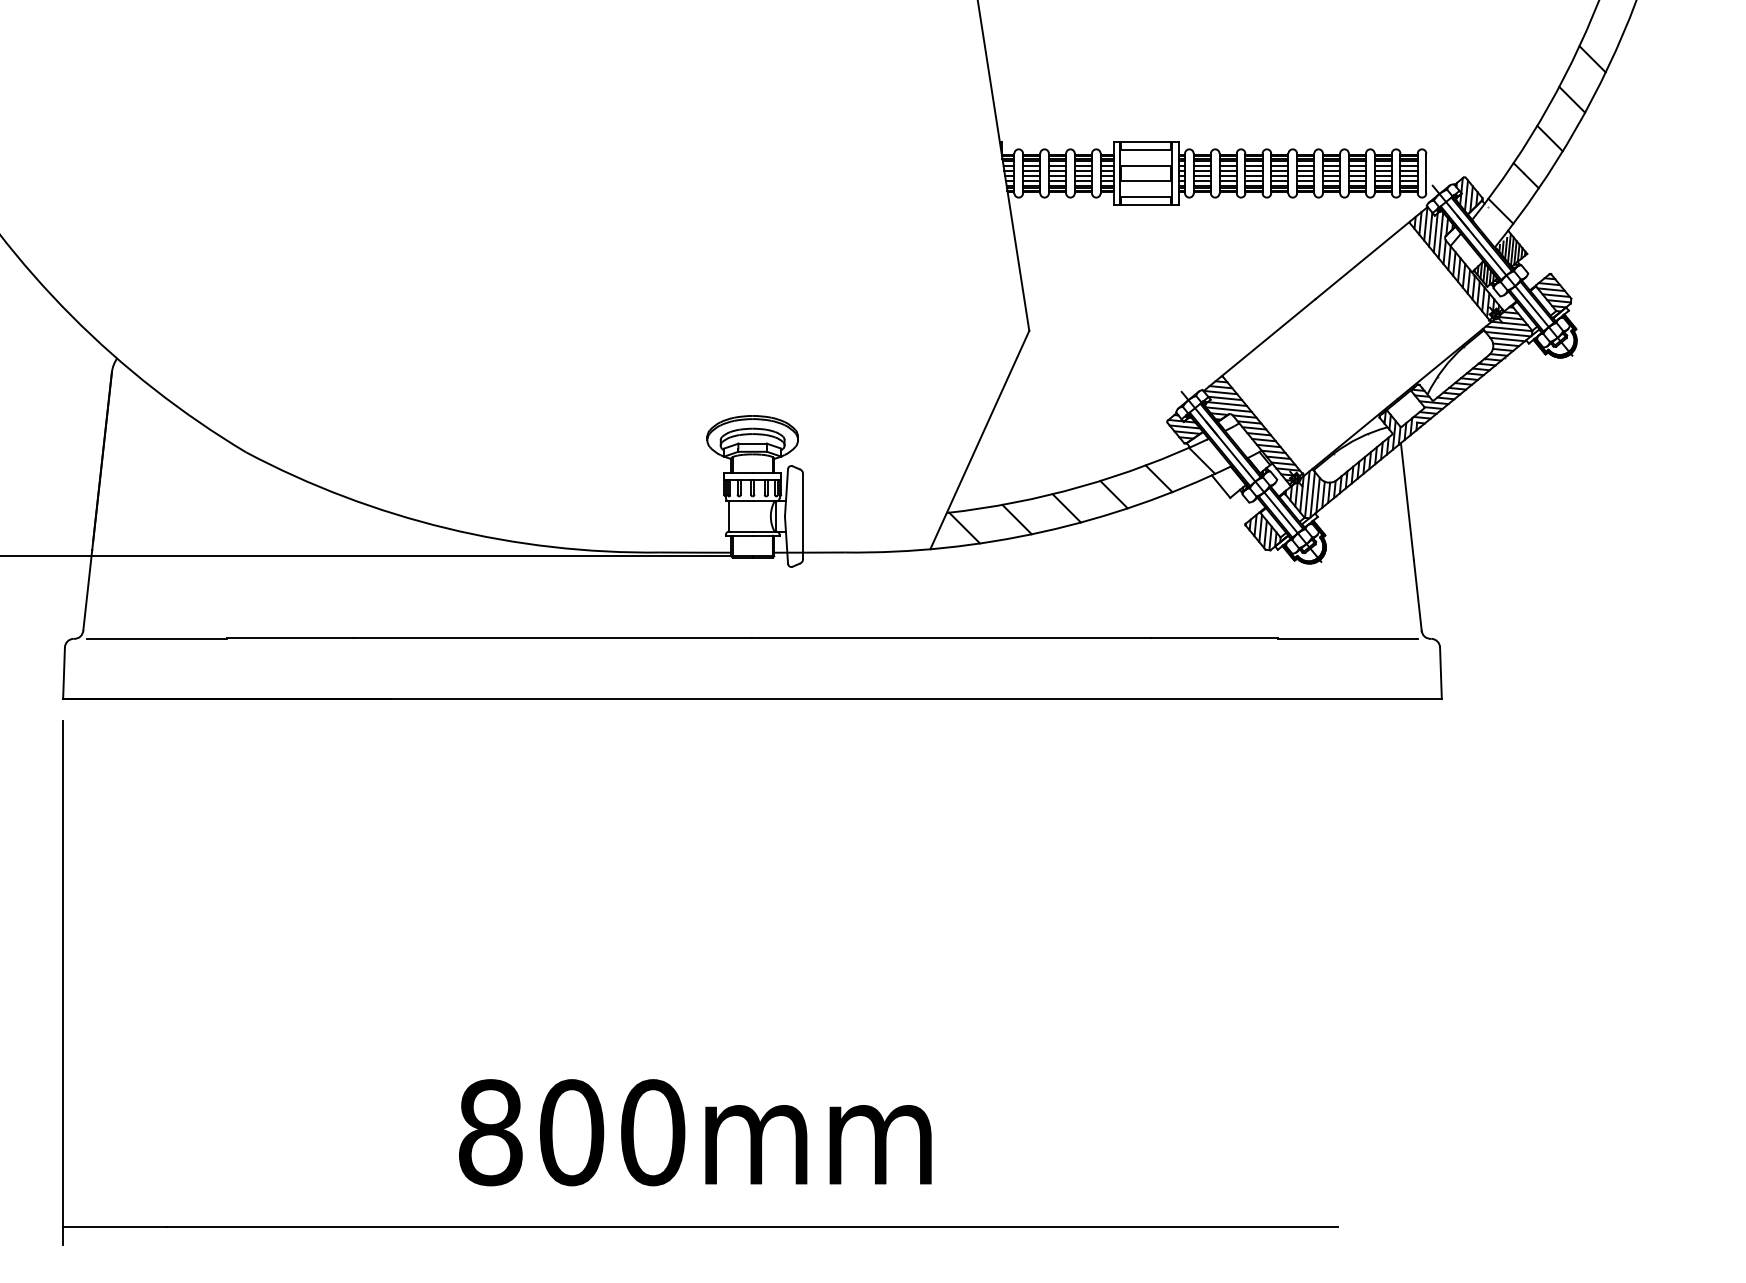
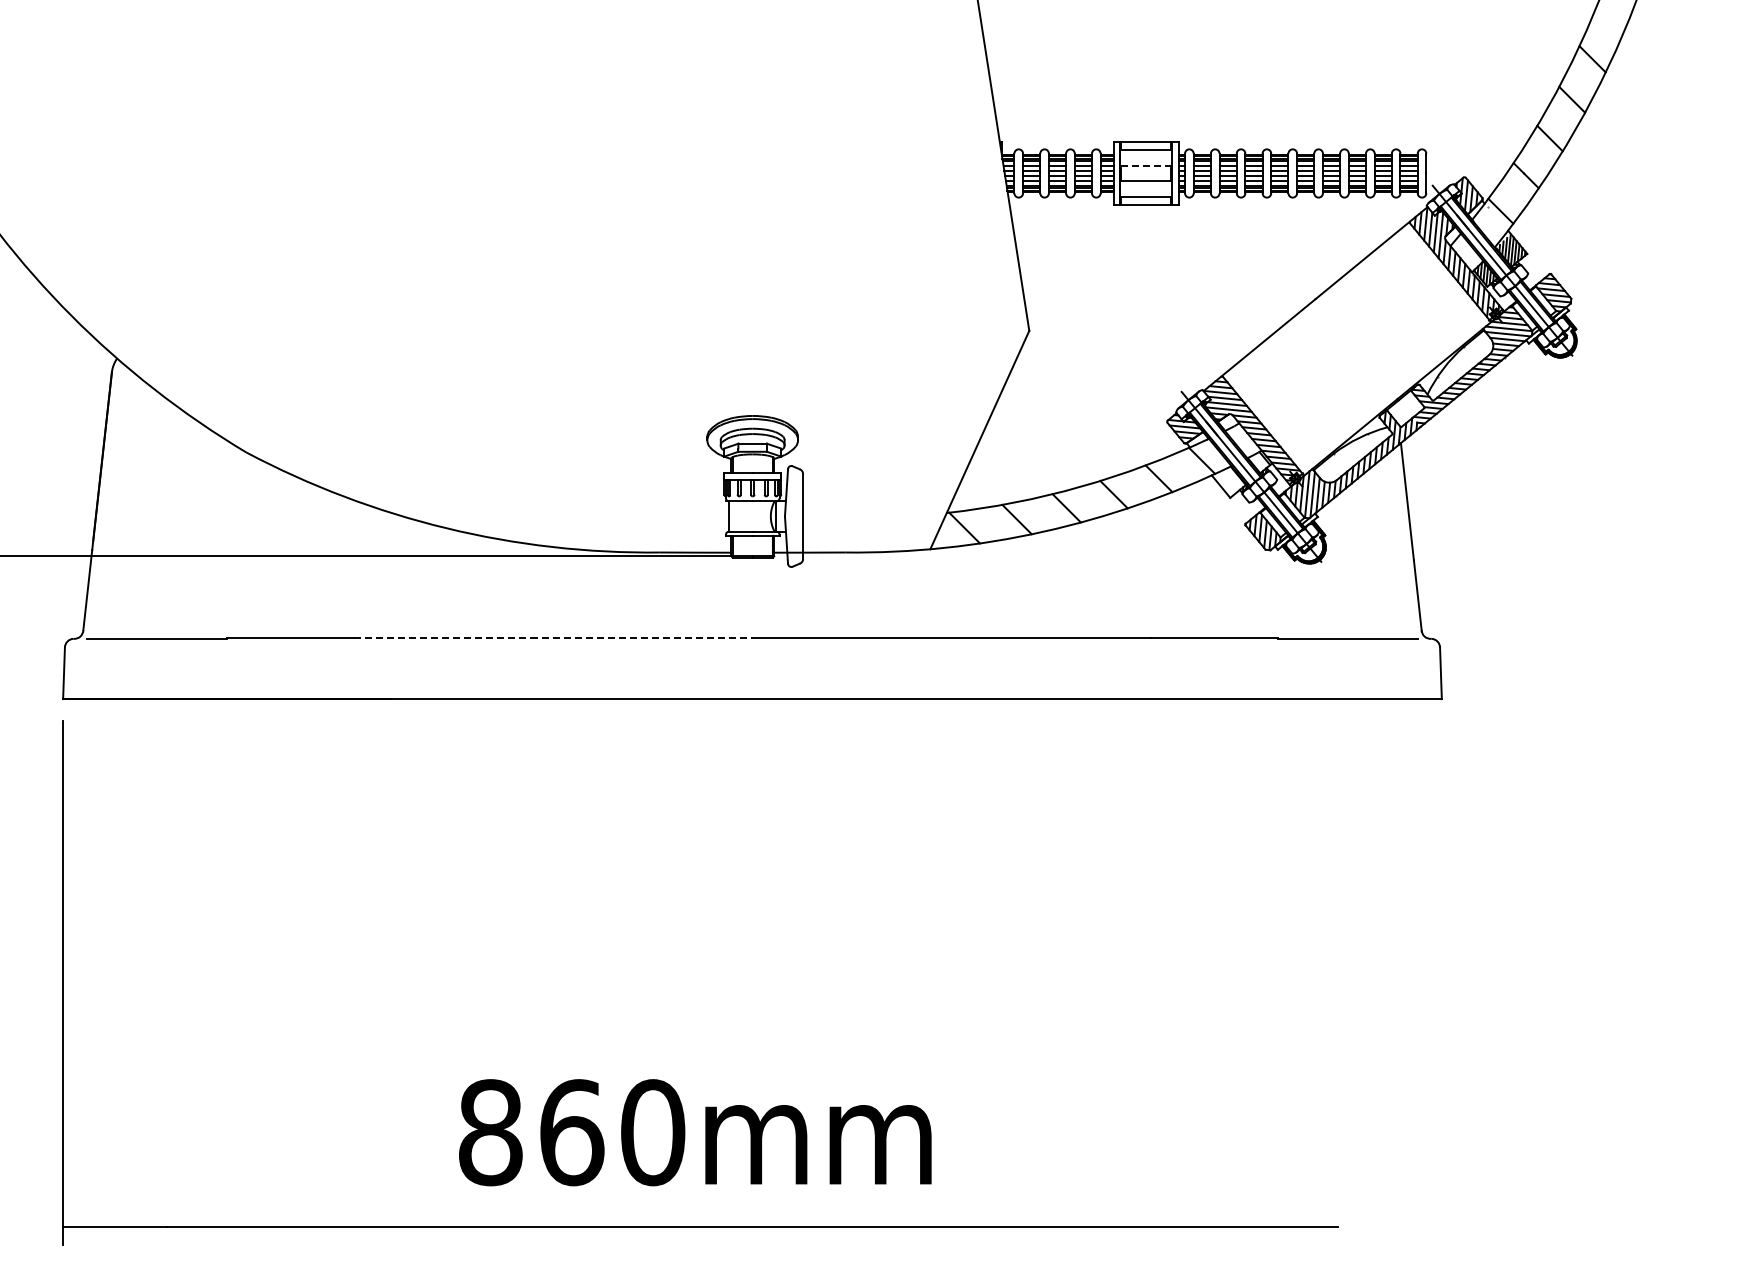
line: solid -> dashed (1146, 165)
line: solid -> dashed (553, 638)
text: 800mm -> 860mm (572, 1132)
